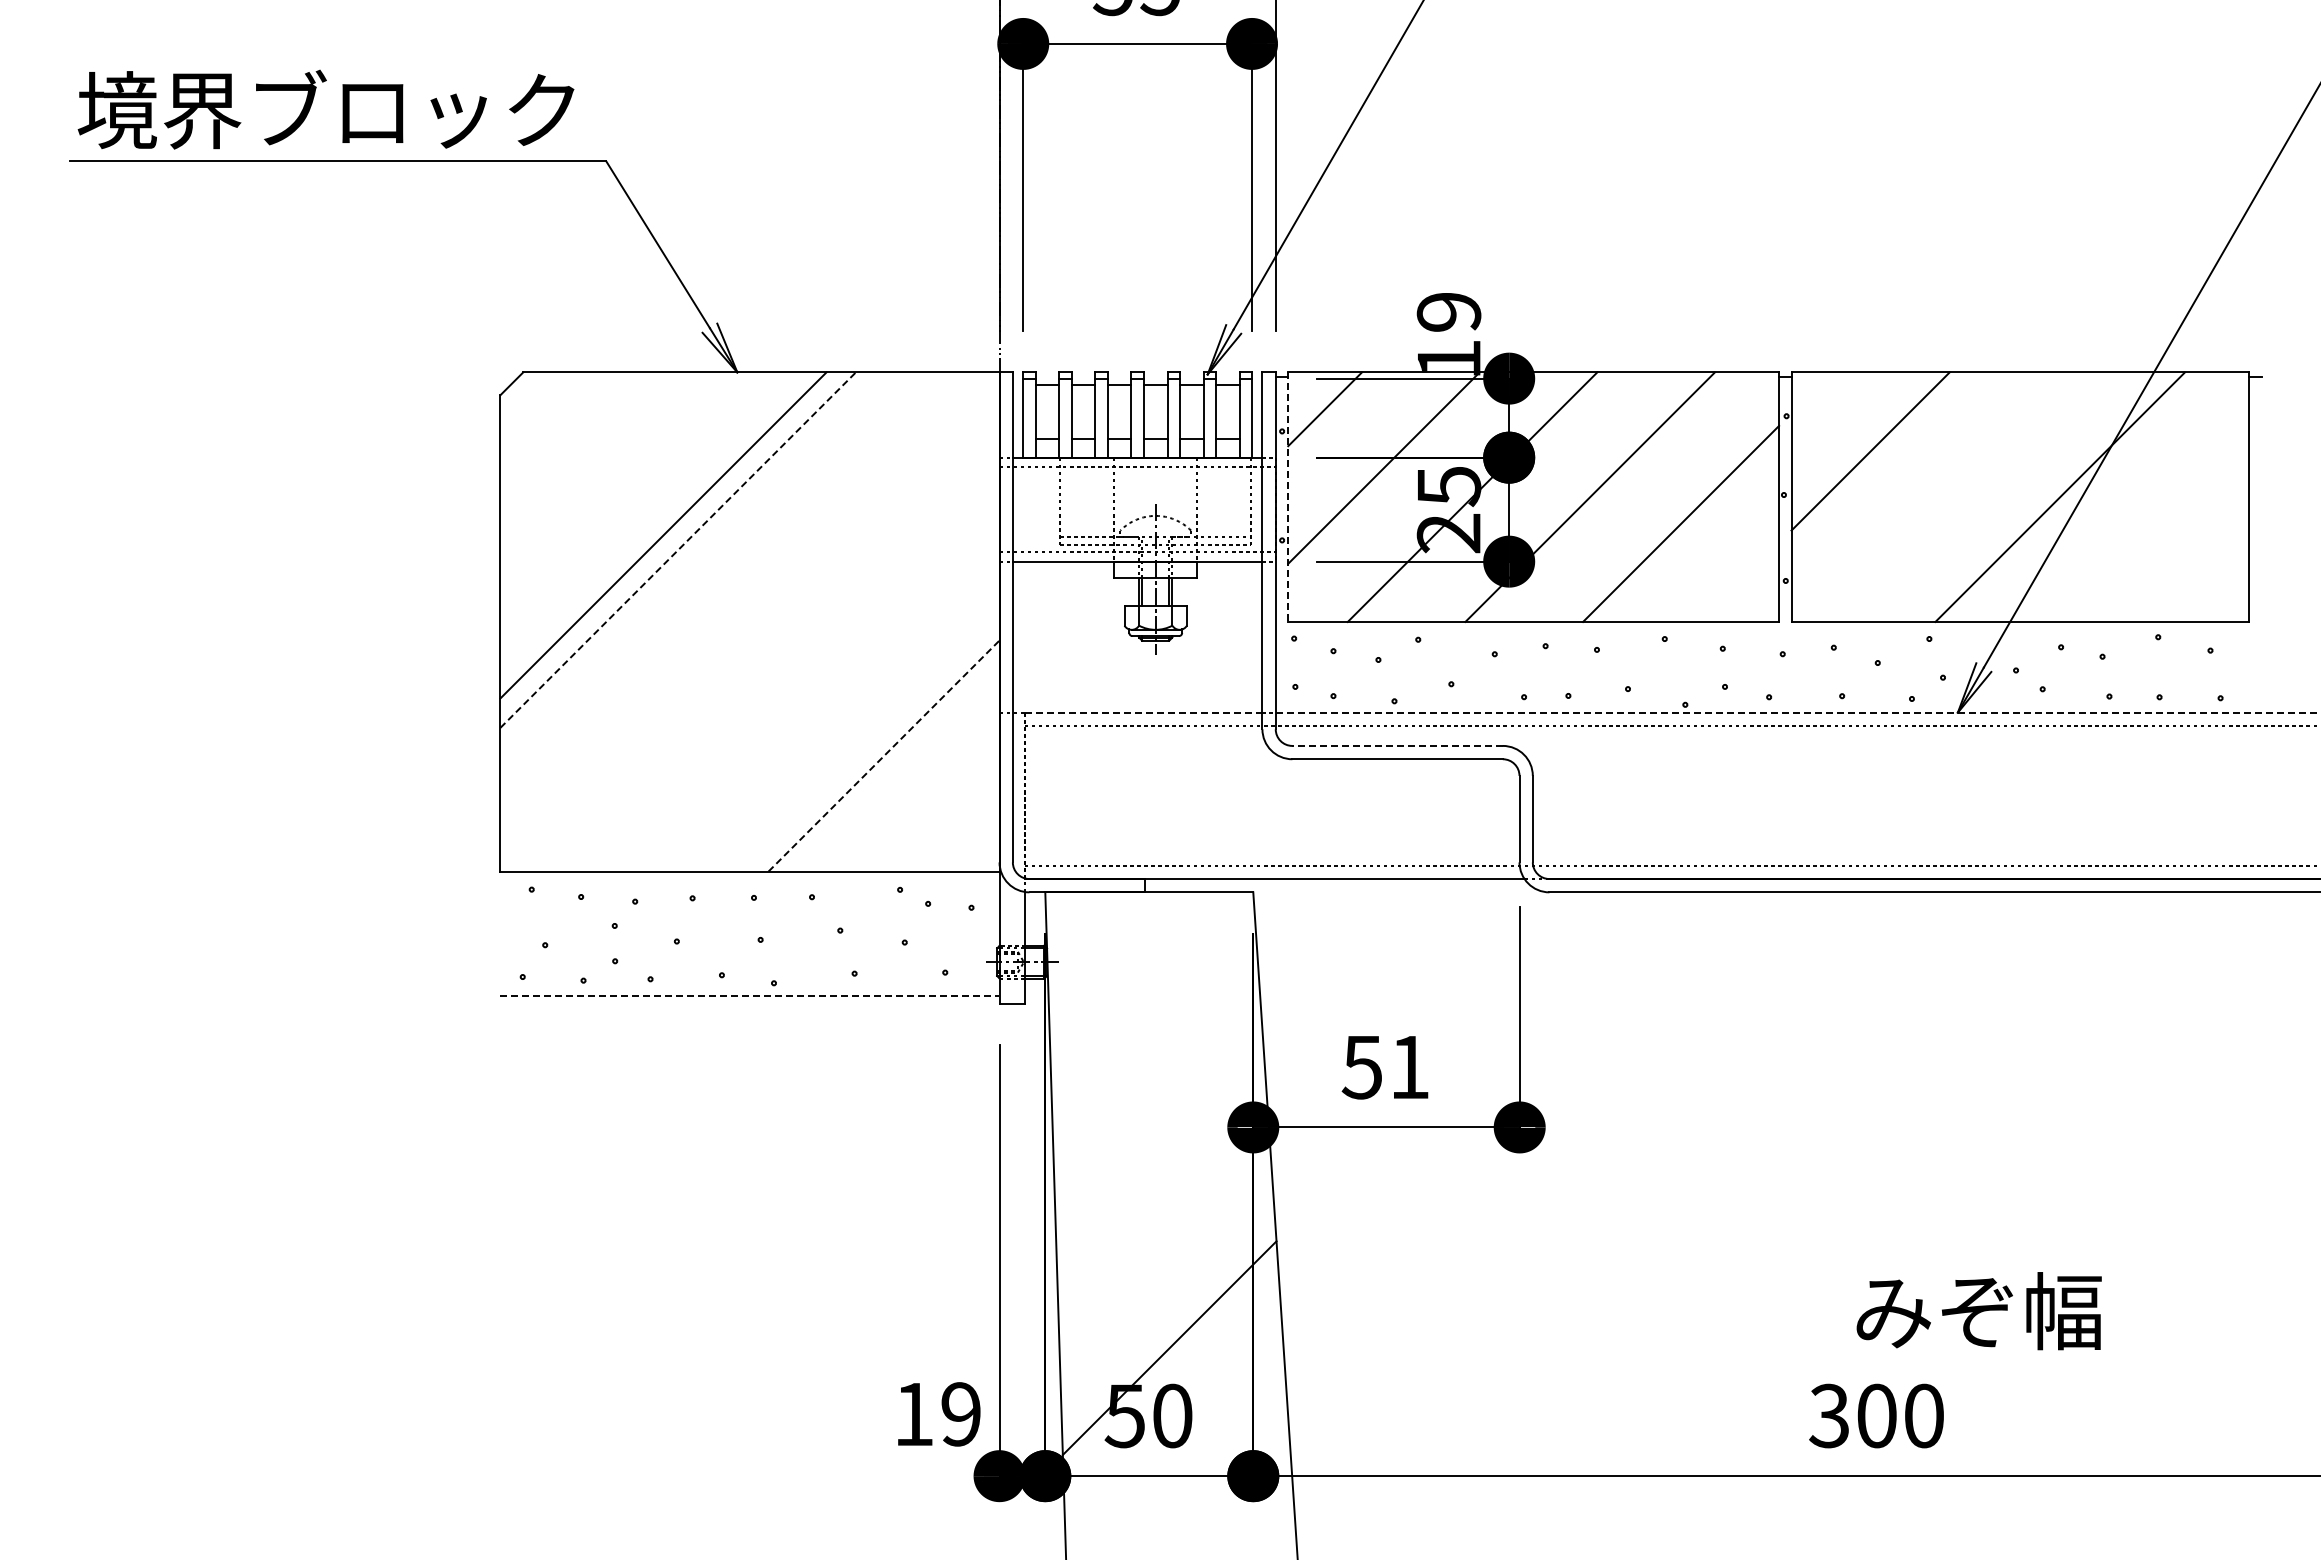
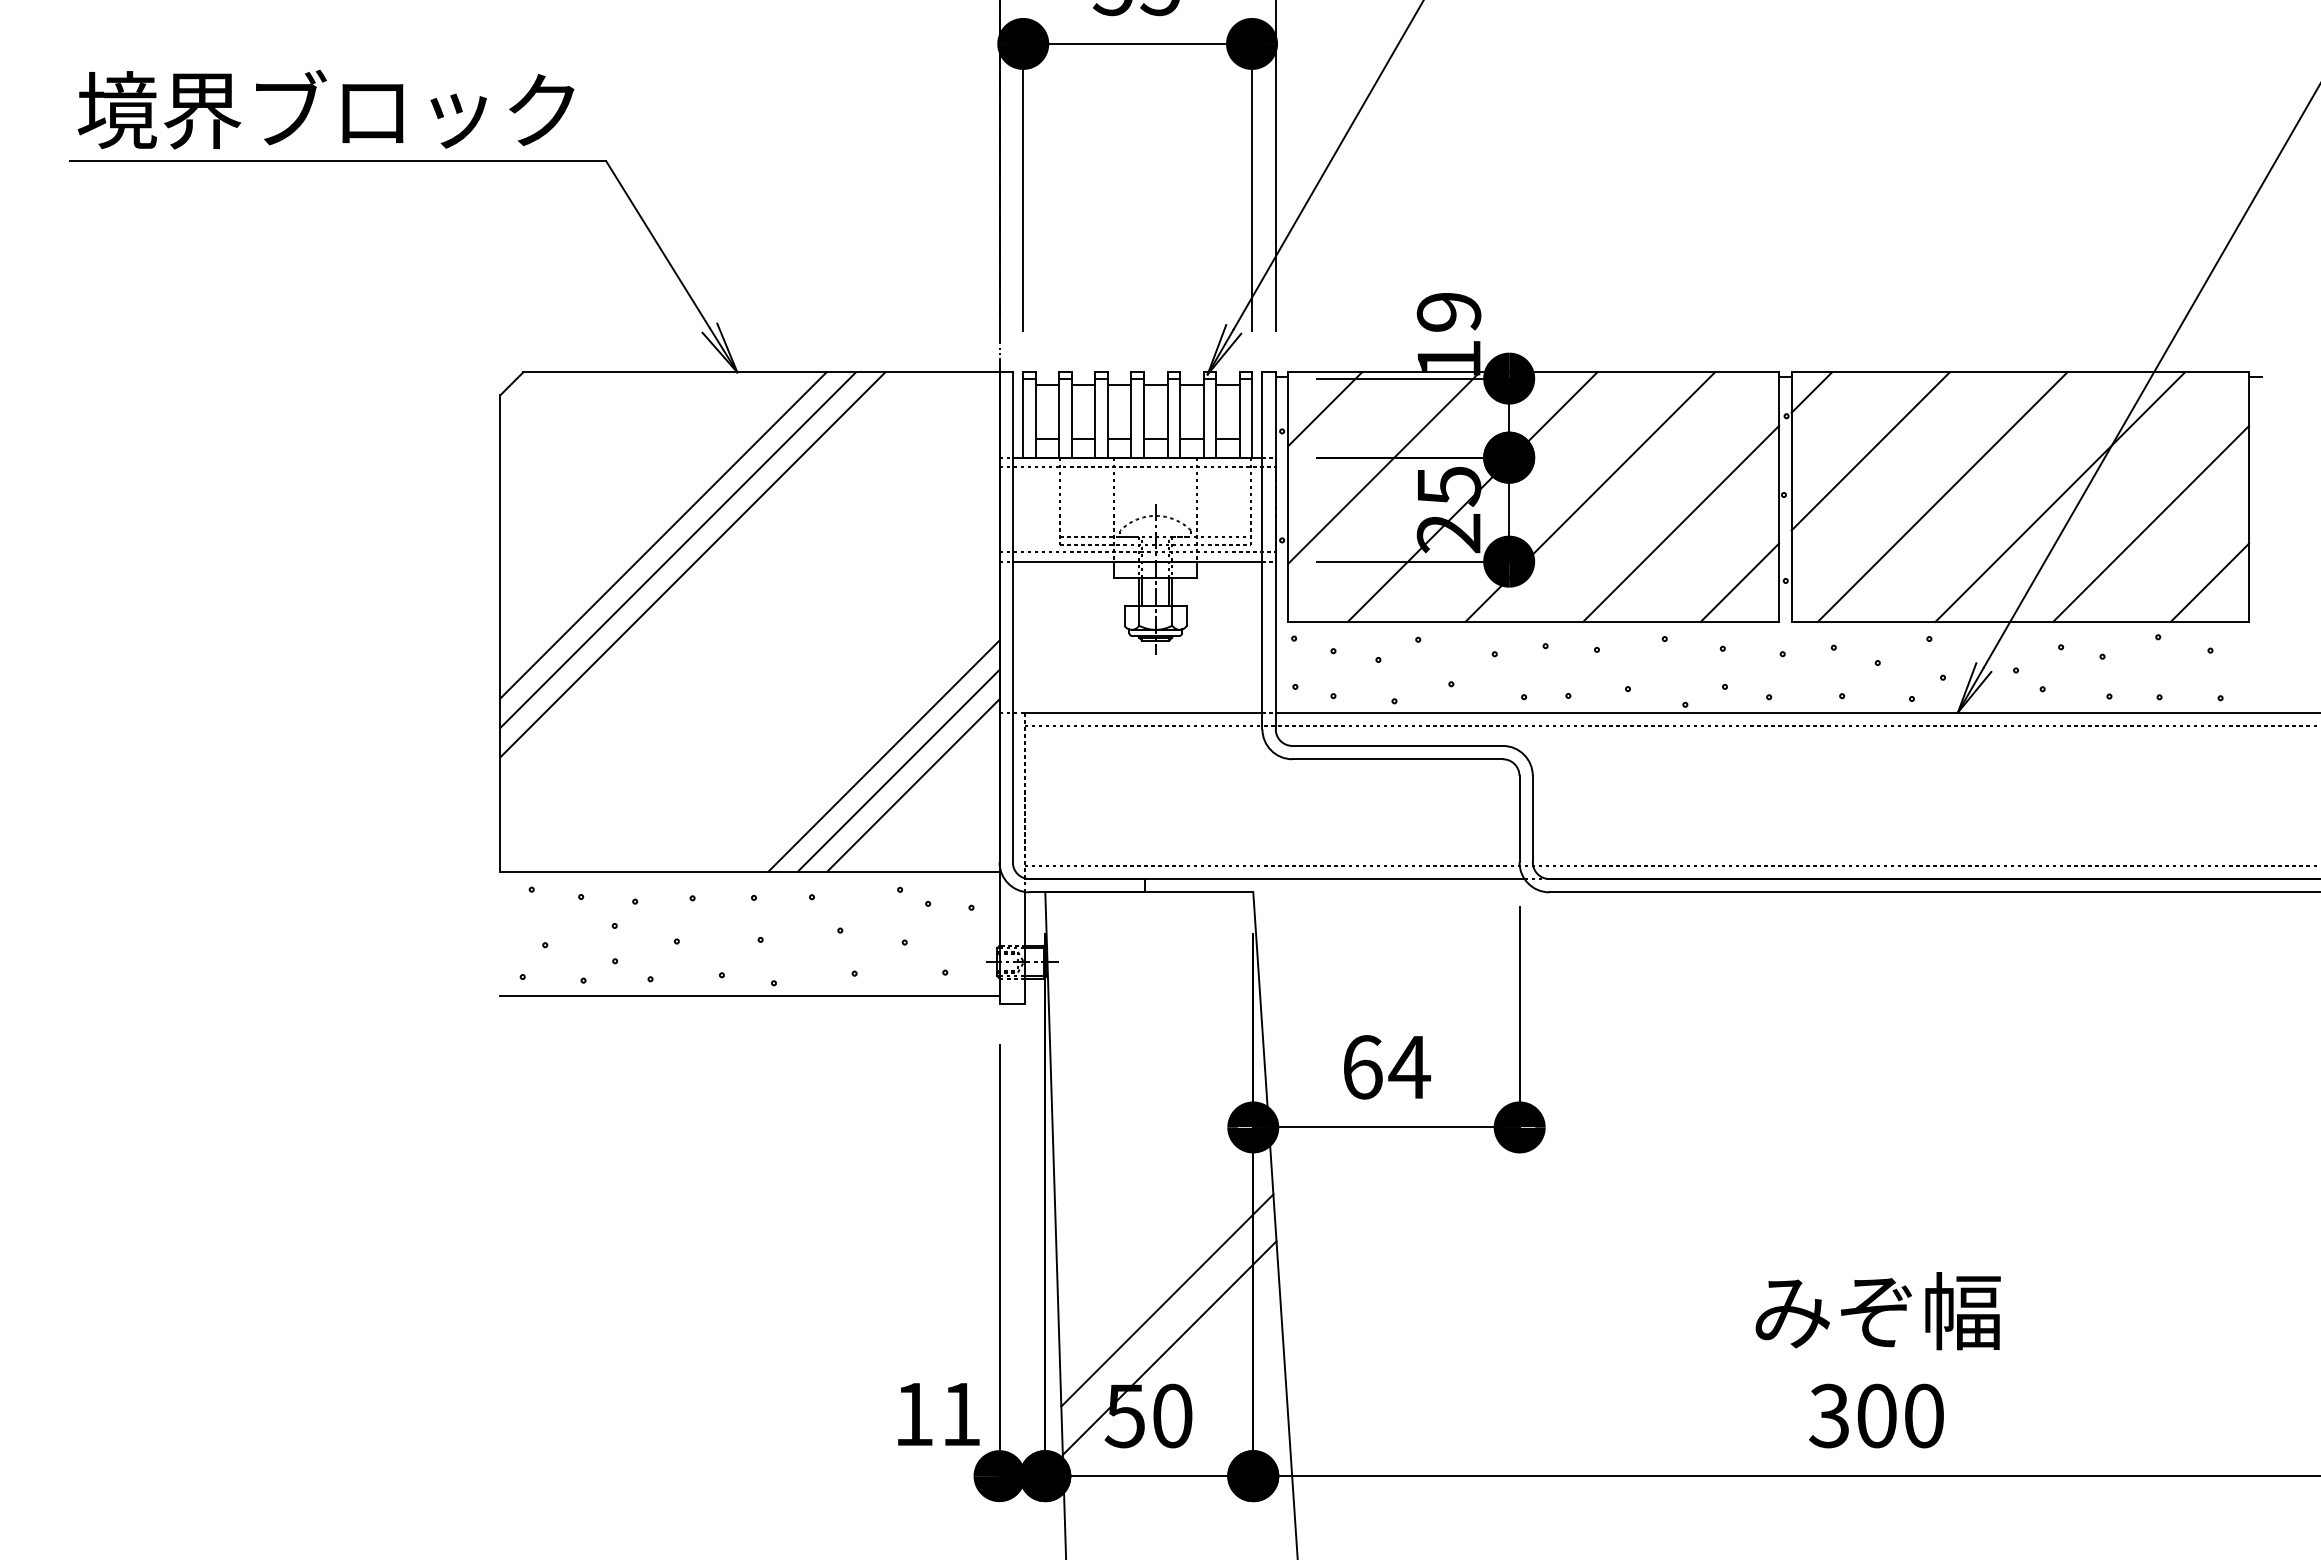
line: none -> present (1811, 392)
line: none -> present (1942, 496)
line: dashed -> solid (1288, 497)
line: none -> present (2151, 523)
line: dashed -> solid (678, 549)
line: none -> present (692, 564)
line: none -> present (1739, 582)
line: none -> present (2209, 582)
line: dashed -> solid (1143, 712)
line: dashed -> solid (1798, 712)
line: dashed -> solid (1397, 745)
line: dashed -> solid (884, 755)
line: none -> present (898, 770)
line: none -> present (913, 785)
line: dashed -> solid (749, 996)
text: 51 -> 64 (1385, 1067)
line: none -> present (1167, 1300)
text position: (1978, 1311) -> (1877, 1311) (1877, 1311)
text: 19 -> 11 (960, 1414)
